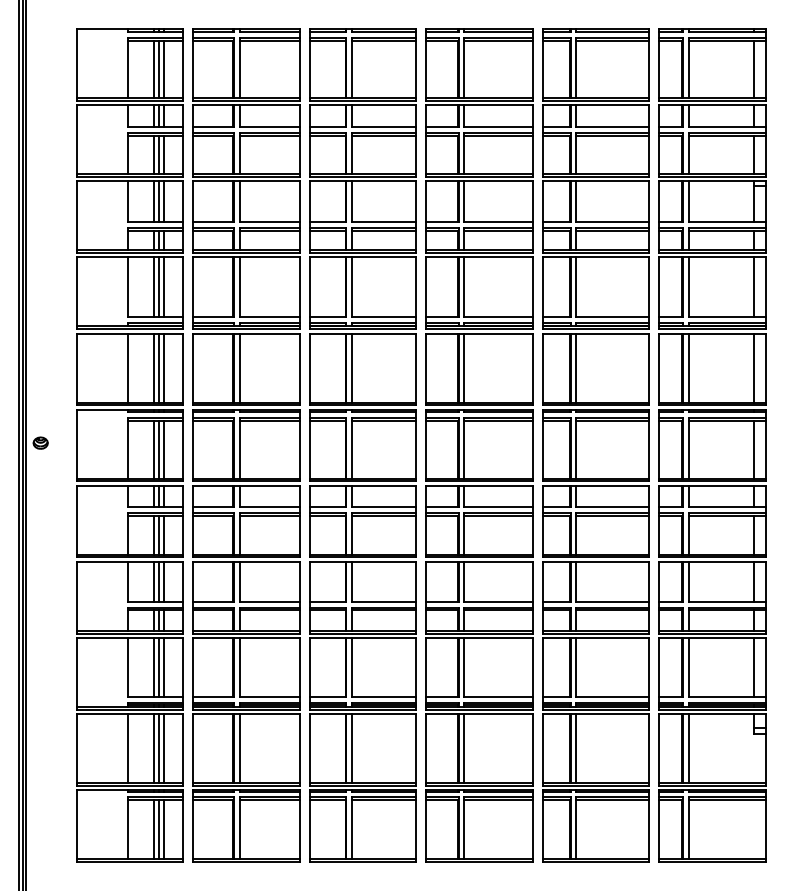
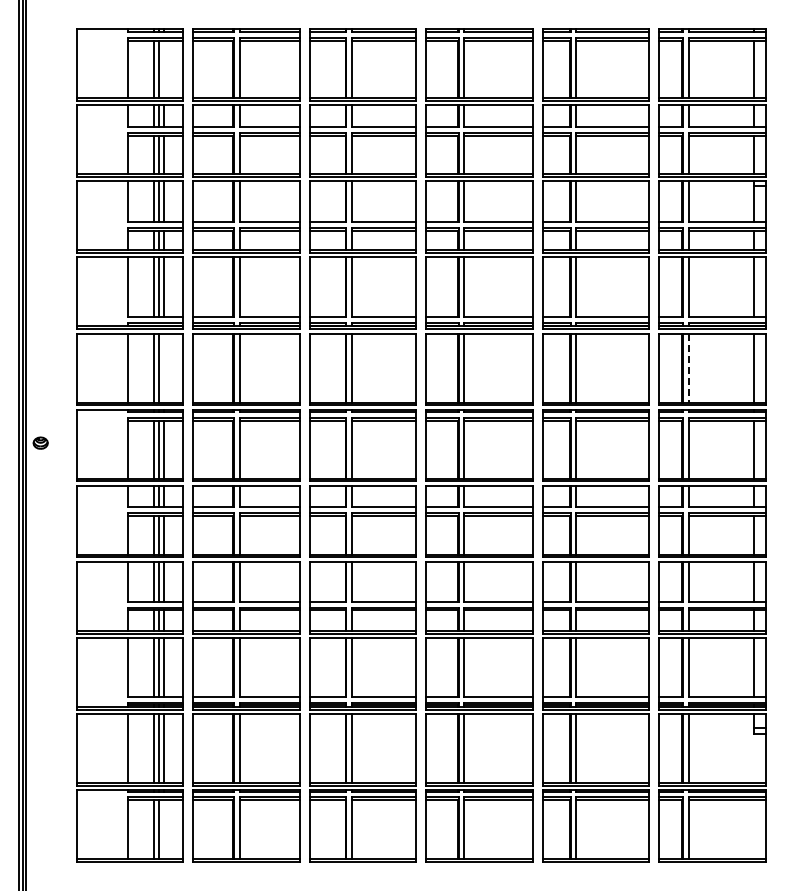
line: present -> none (164, 68)
line: present -> none (164, 367)
line: solid -> dashed (688, 368)
line: present -> none (164, 829)
